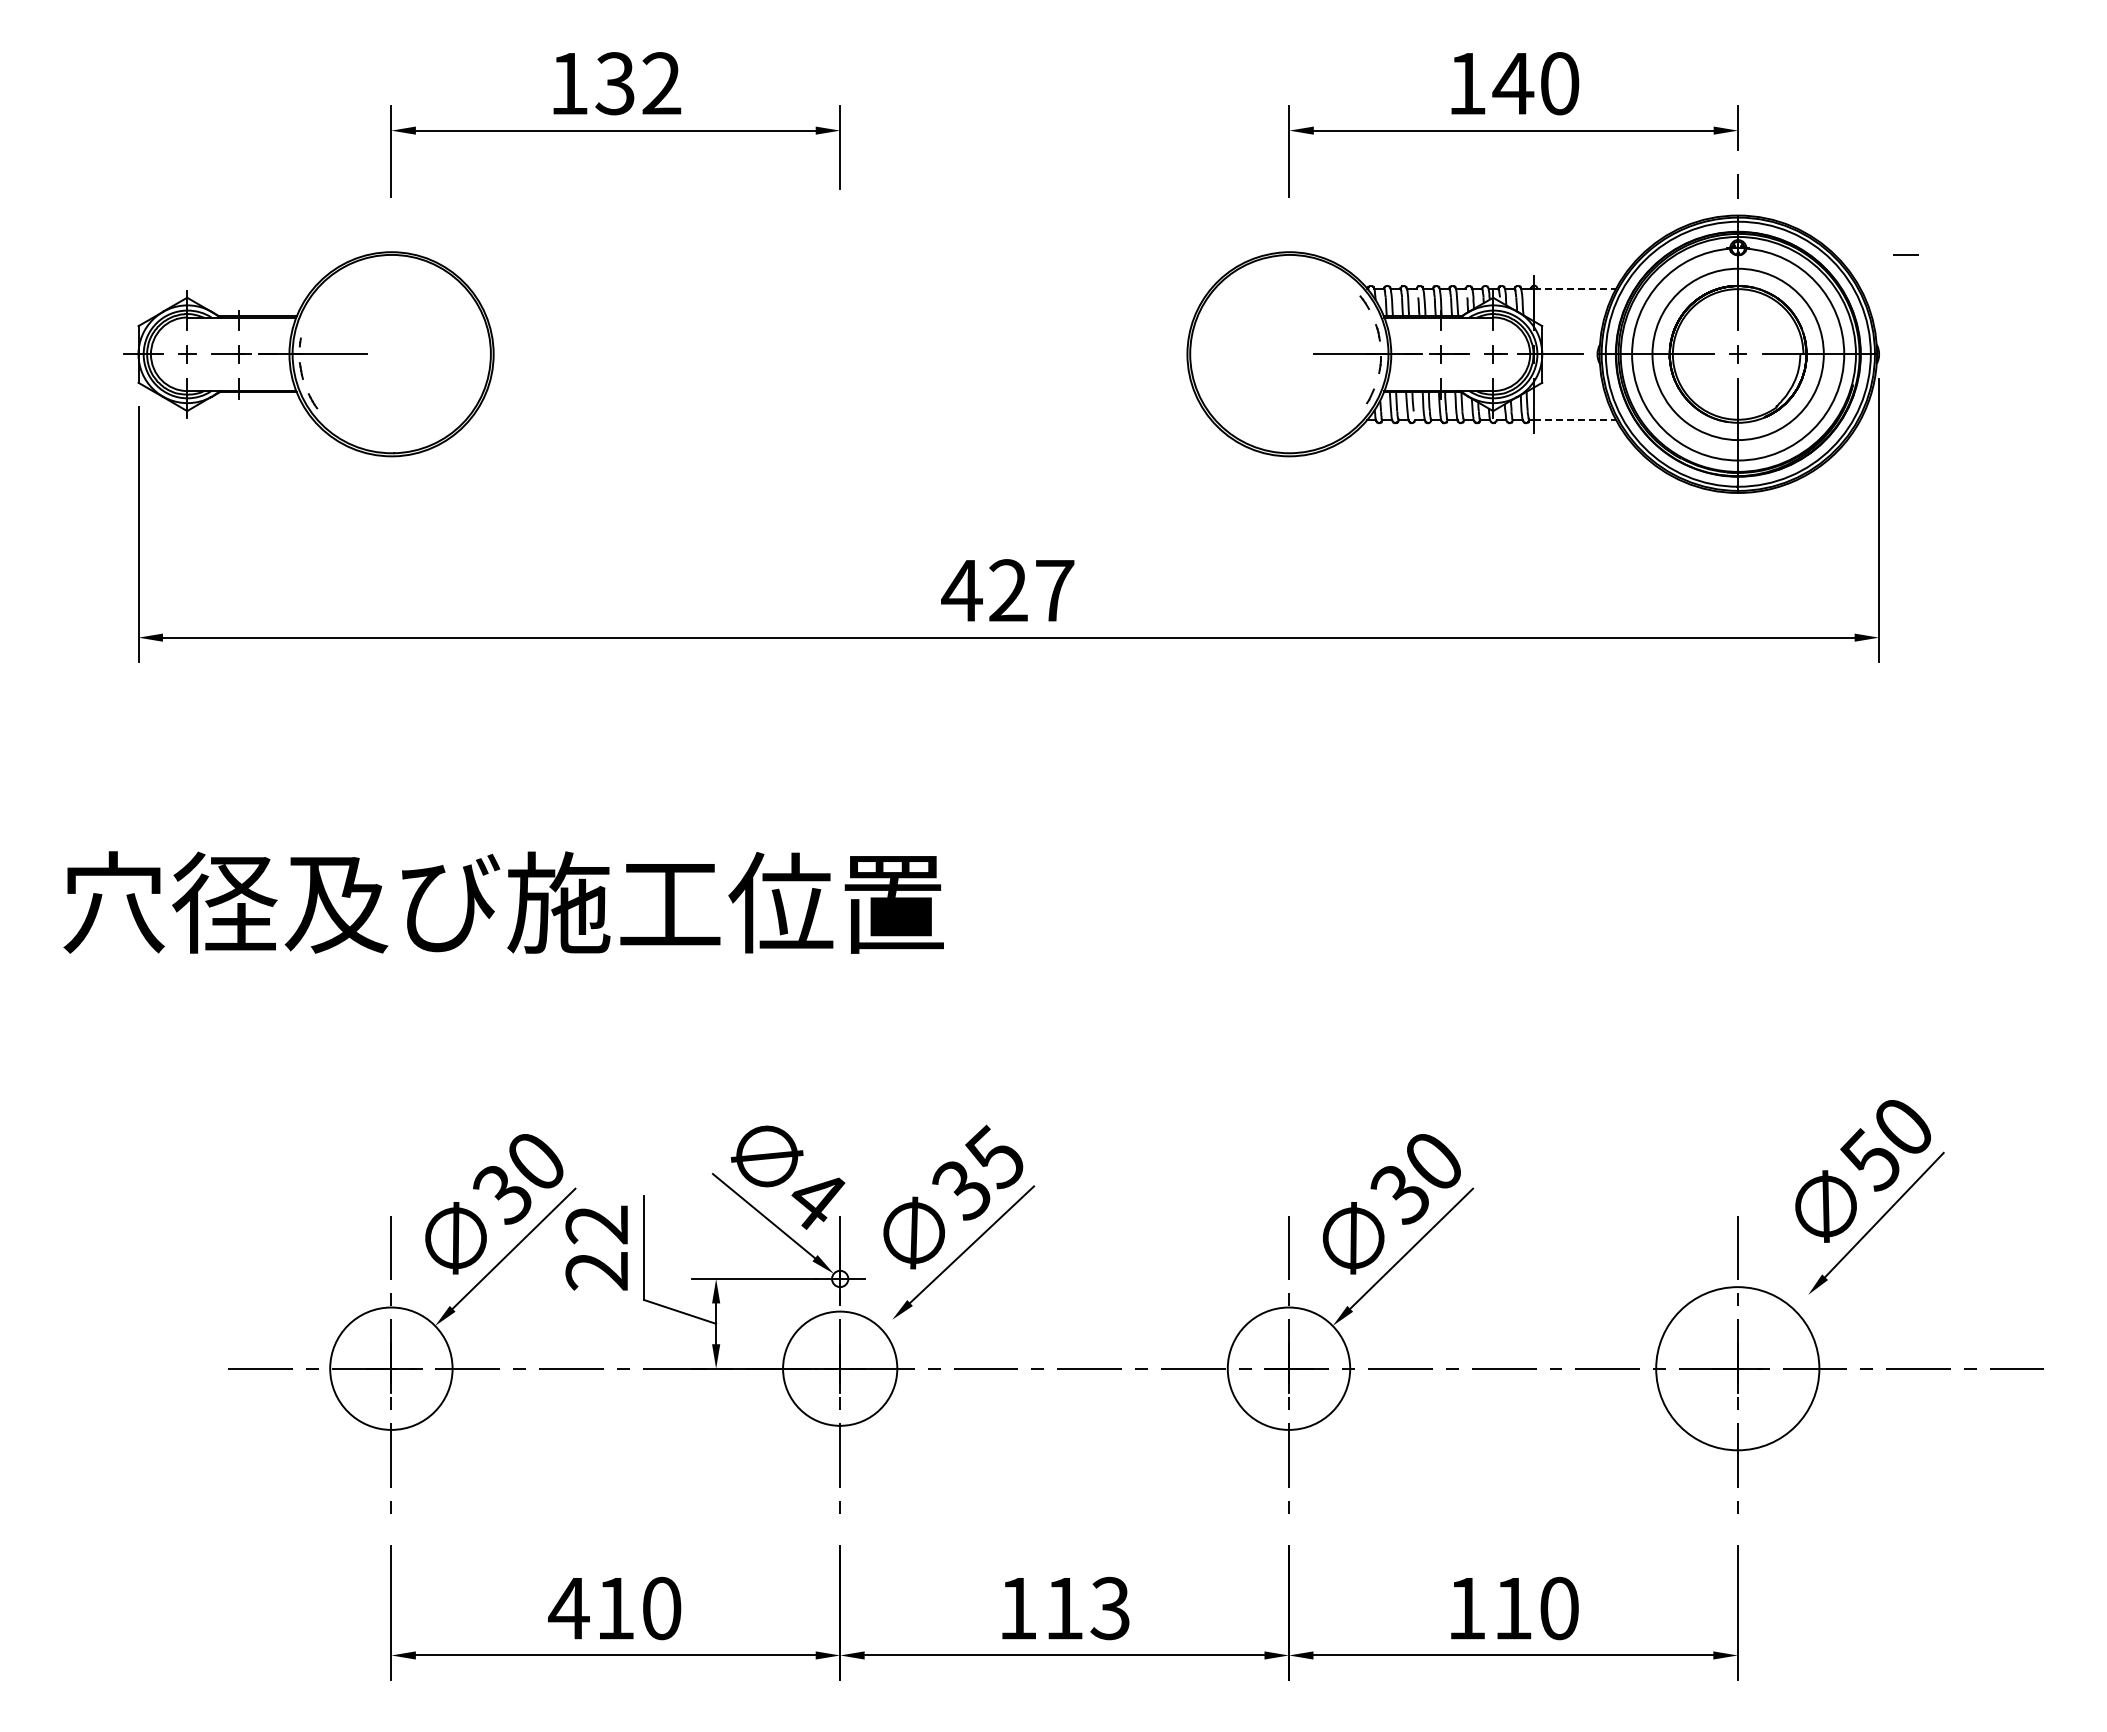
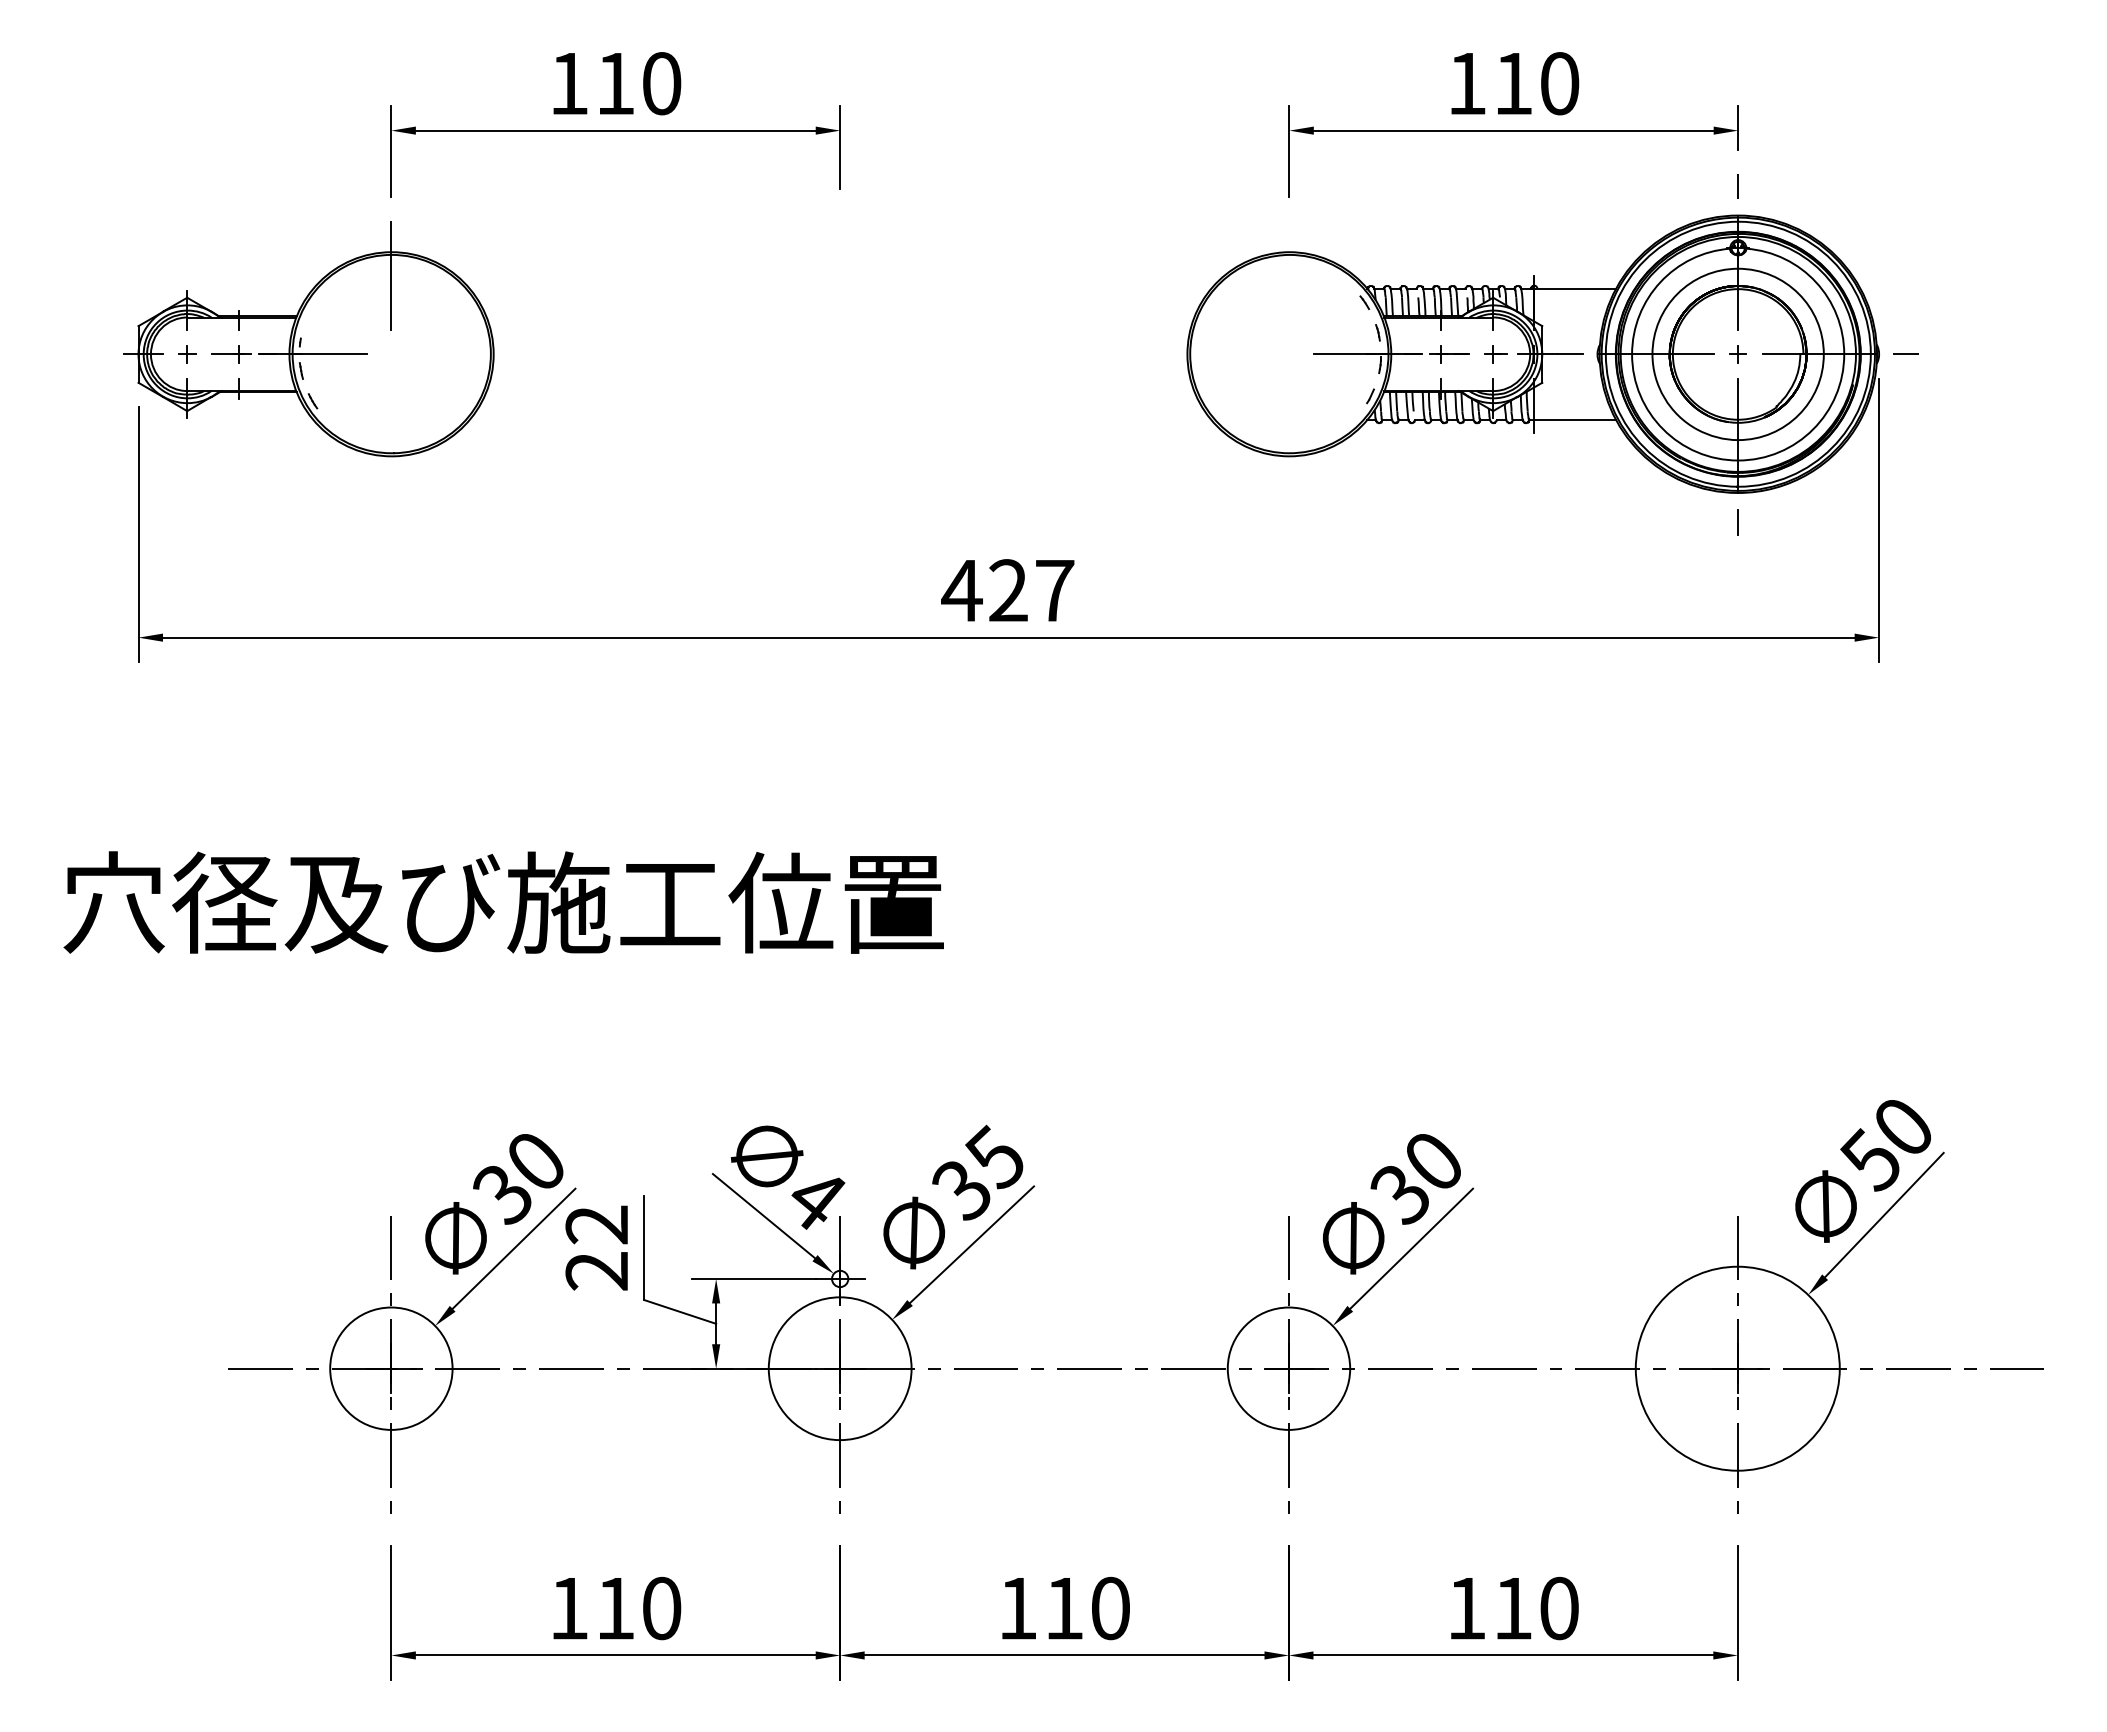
text: 132 -> 110 (638, 83)
text: 140 -> 110 (1513, 83)
line position: (1905, 254) -> (1905, 353) (1905, 353)
line: none -> present (391, 275)
line: dashed -> solid (1574, 289)
line: dashed -> solid (1574, 419)
line: none -> present (1738, 521)
circle diameter: 114 px -> 143 px (839, 1368)
circle diameter: 163 px -> 204 px (1737, 1368)
text: 410 -> 110 (568, 1608)
text: 113 -> 110 (1109, 1608)
